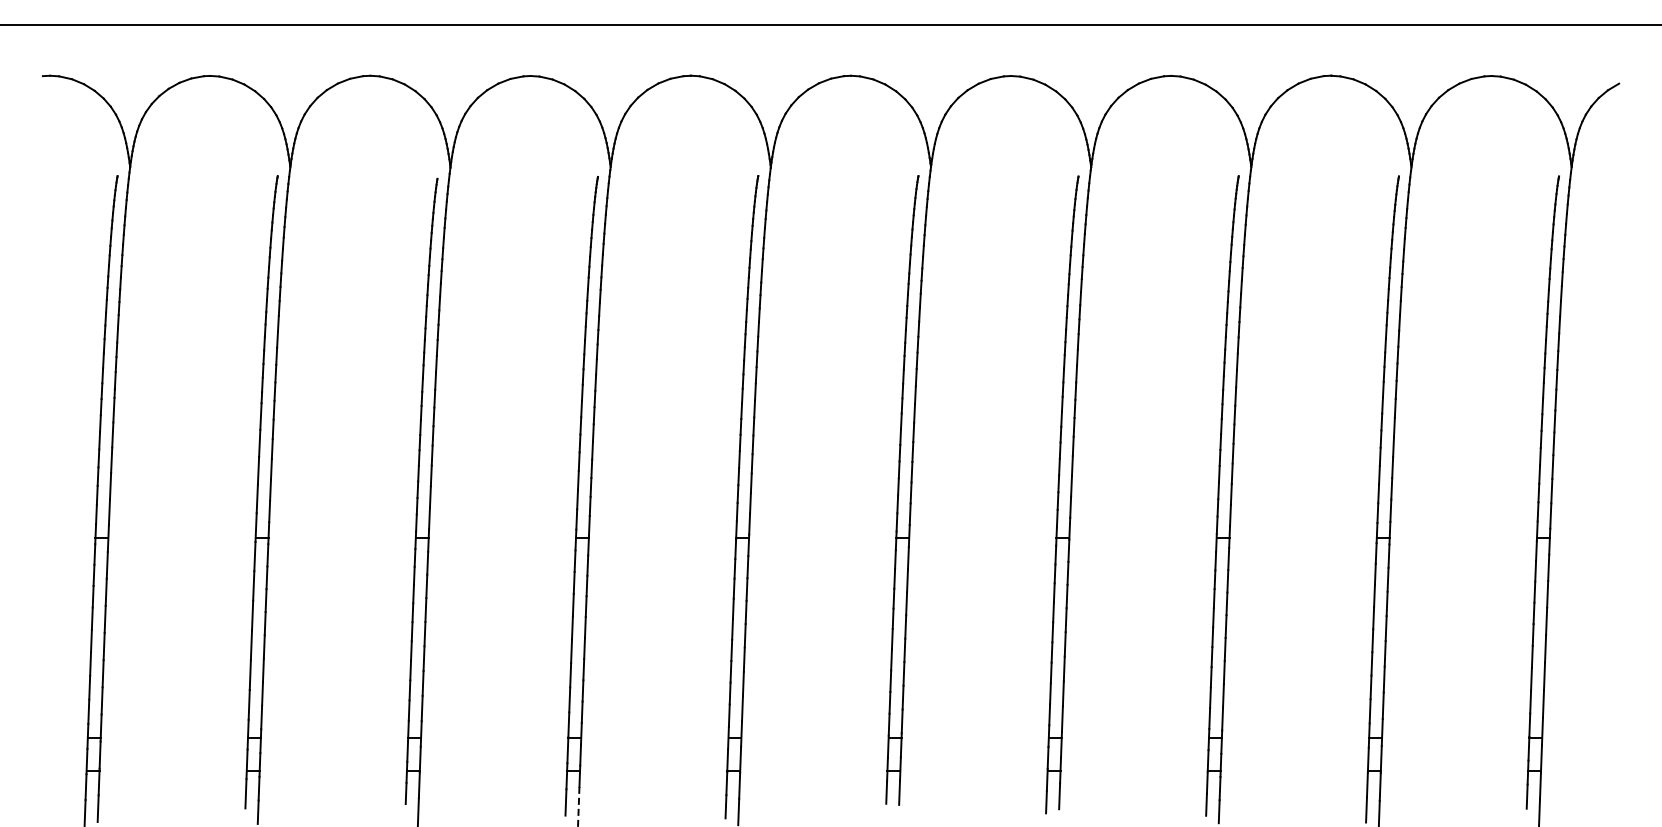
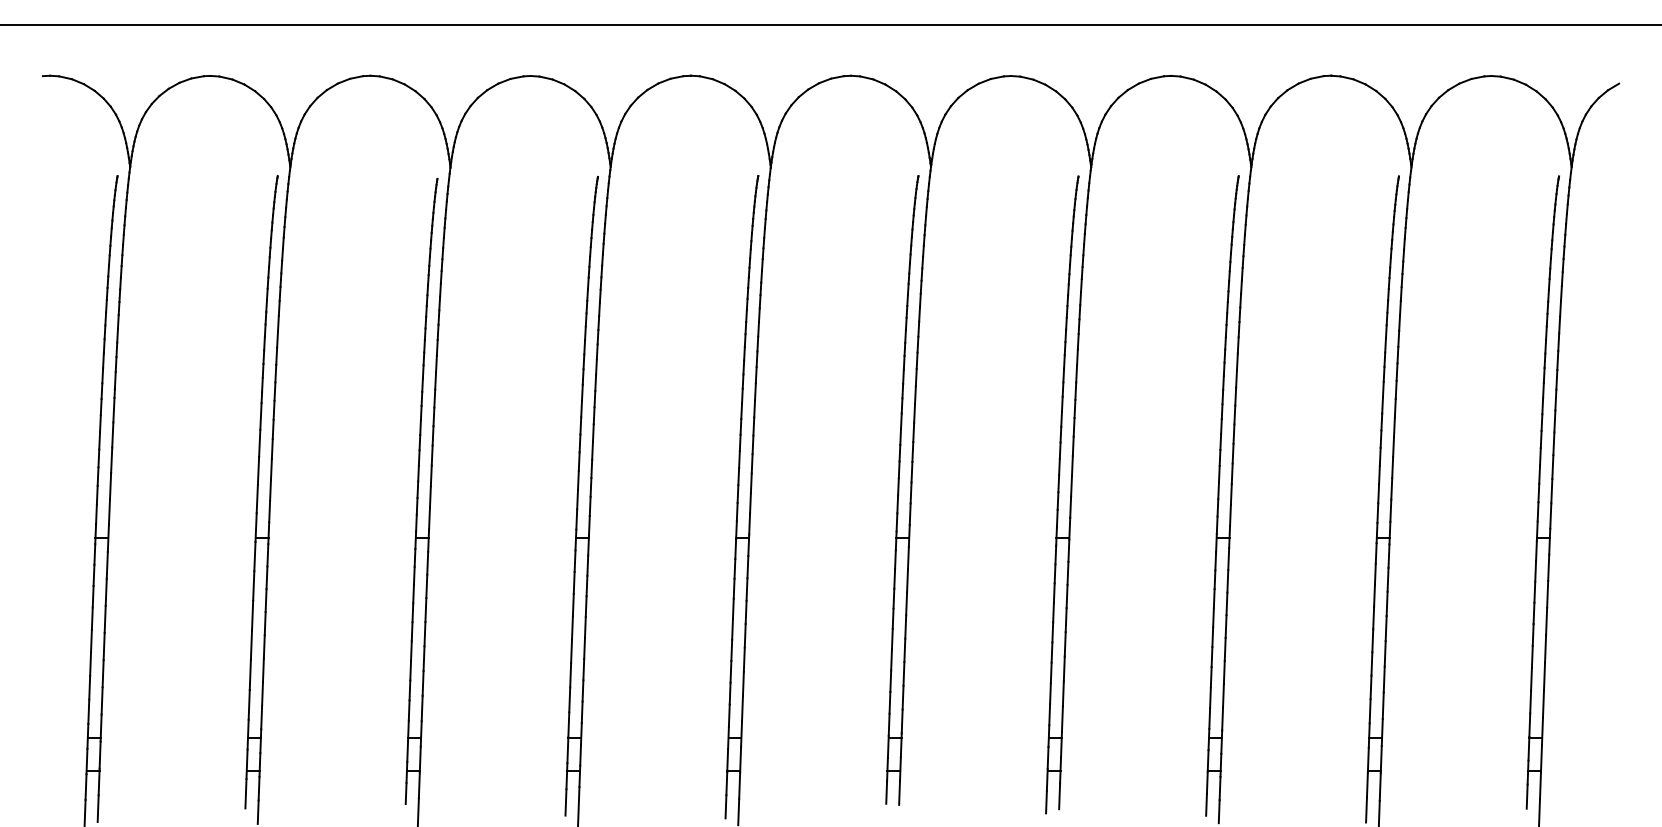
line: dashed -> solid (578, 806)
